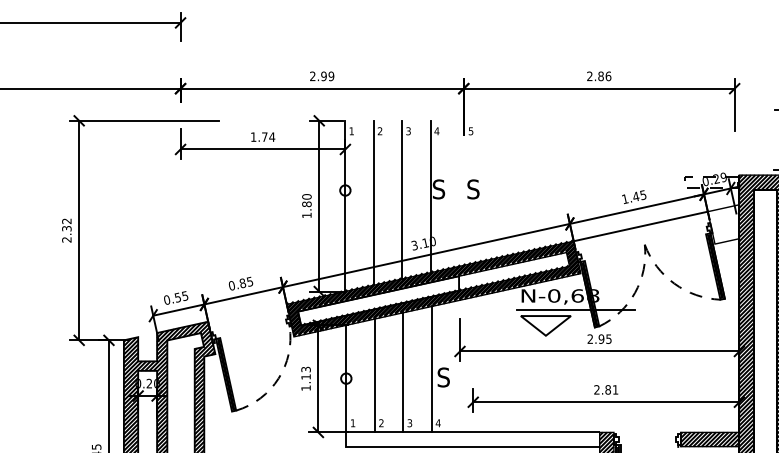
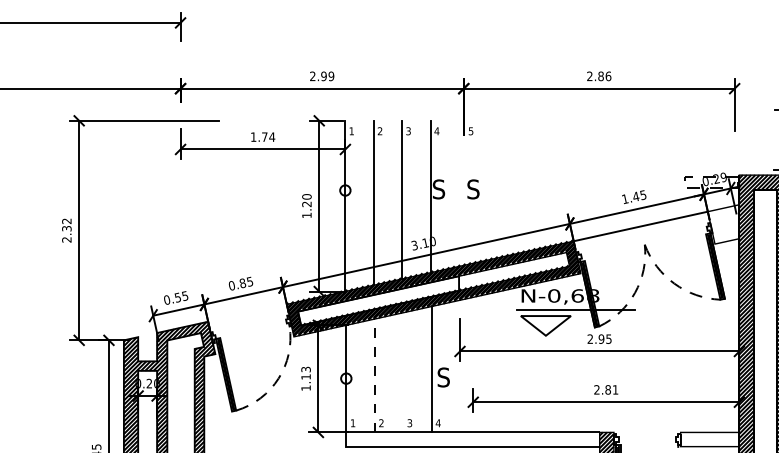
text: 1.80 -> 1.20 (306, 204)
line: present -> none (403, 372)
line: solid -> dashed (374, 375)
hatch: present -> none (709, 439)
